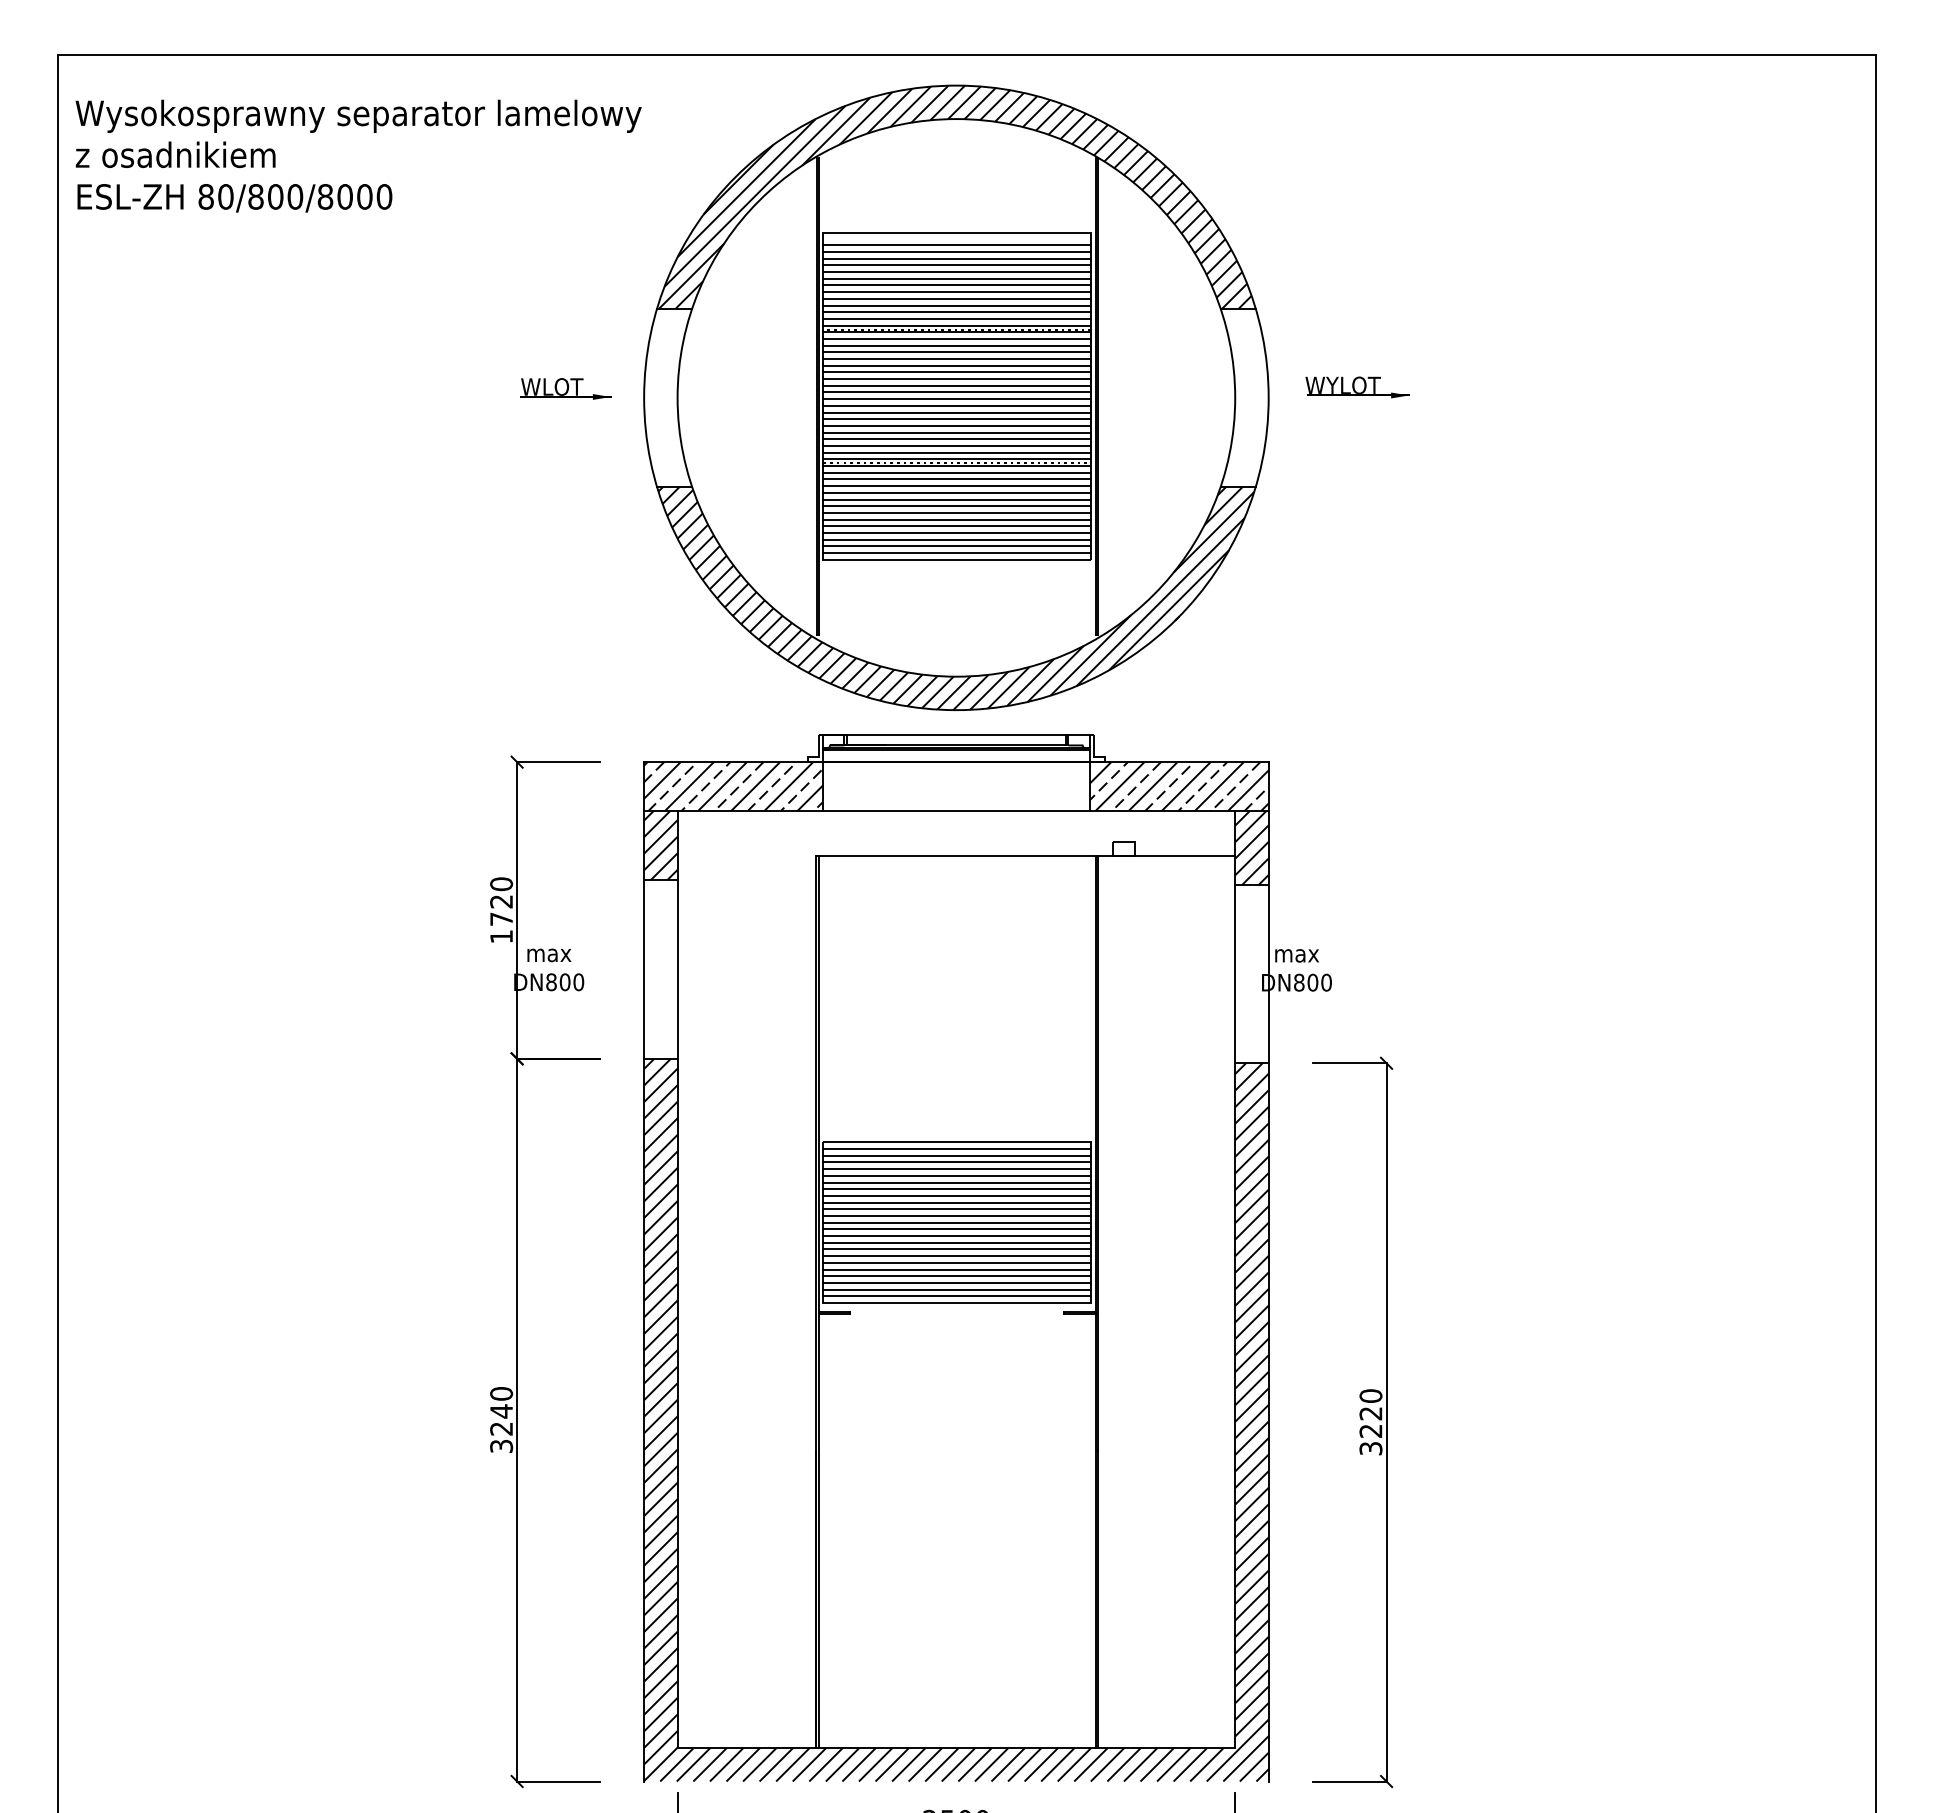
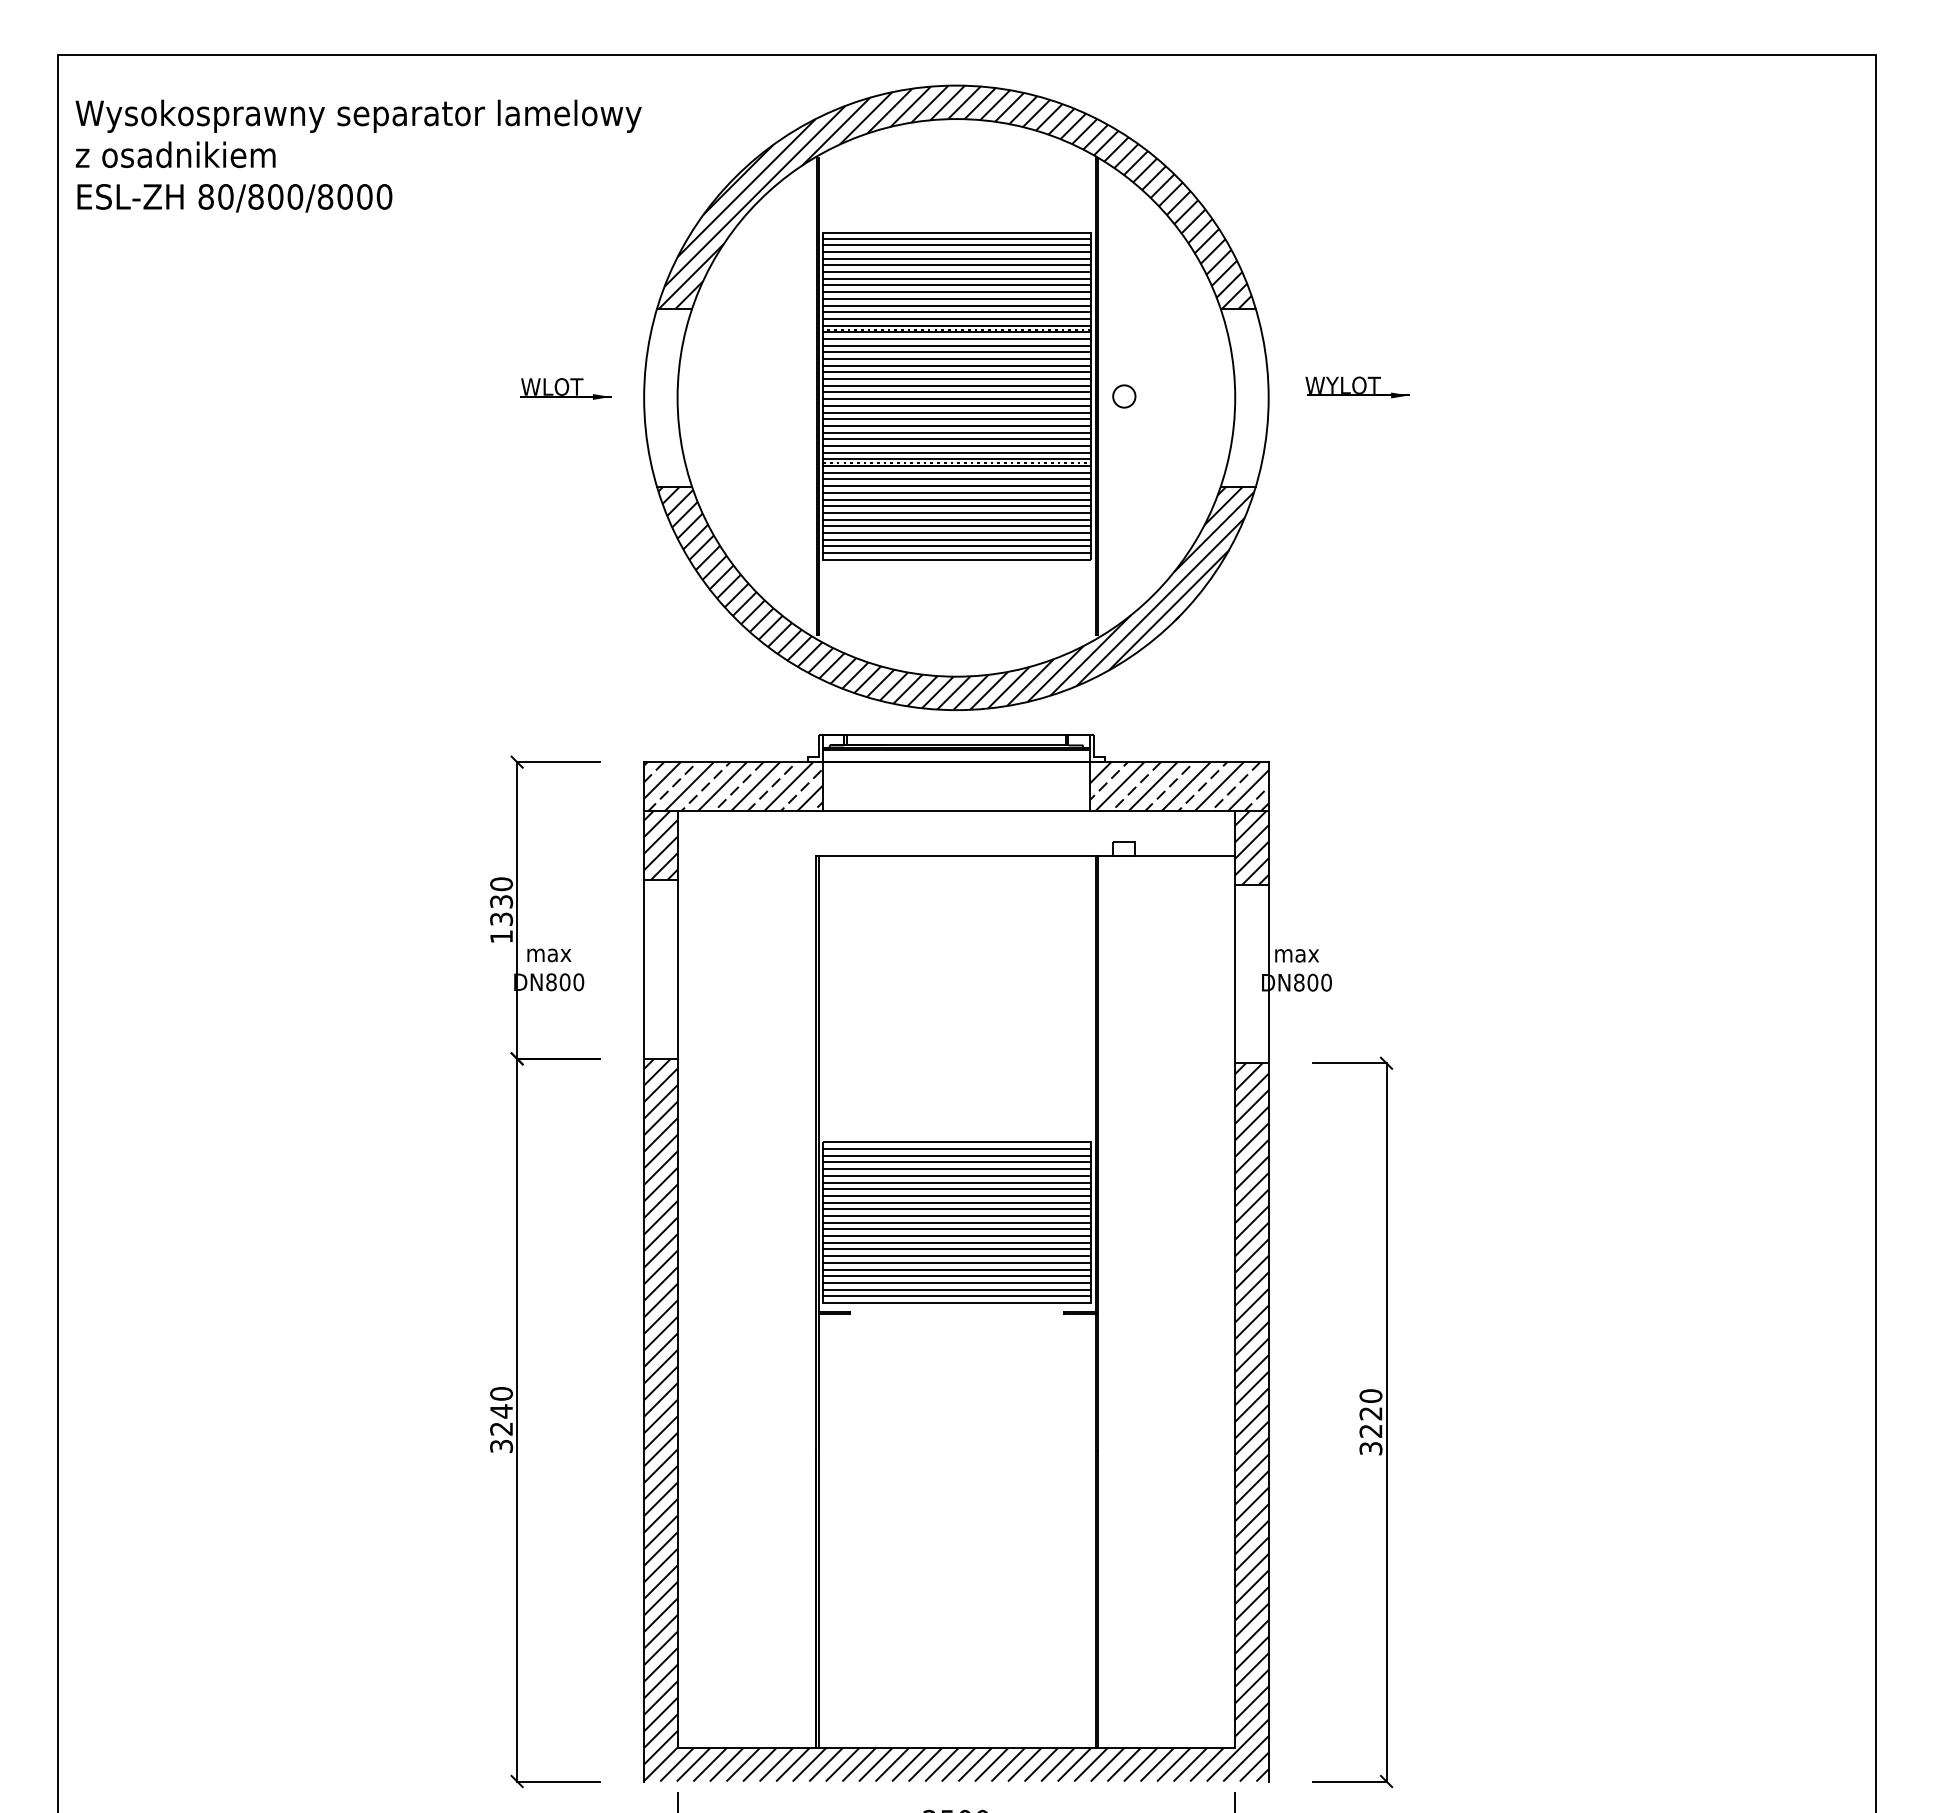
line: none -> present (957, 238)
circle: none -> present (1124, 396)
text: 1720 -> 1330 (501, 910)
